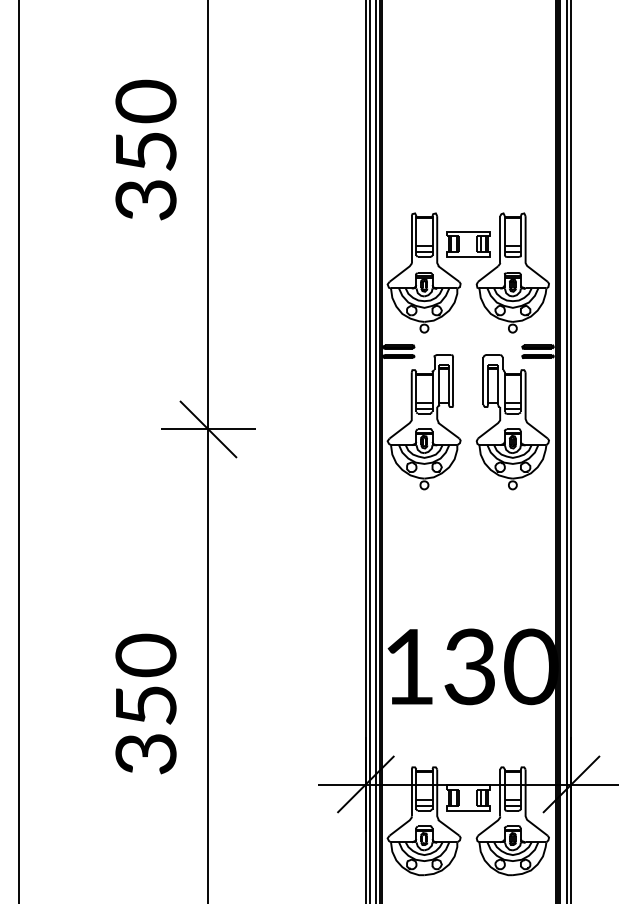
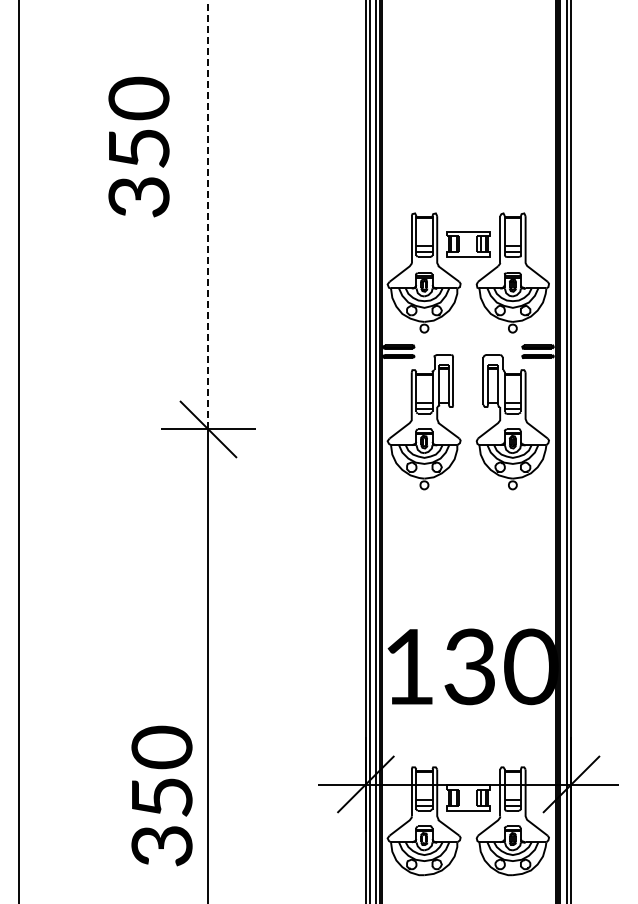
text position: (145, 149) -> (138, 146) (138, 146)
line: solid -> dashed (208, 214)
text position: (145, 703) -> (161, 795) (161, 795)
